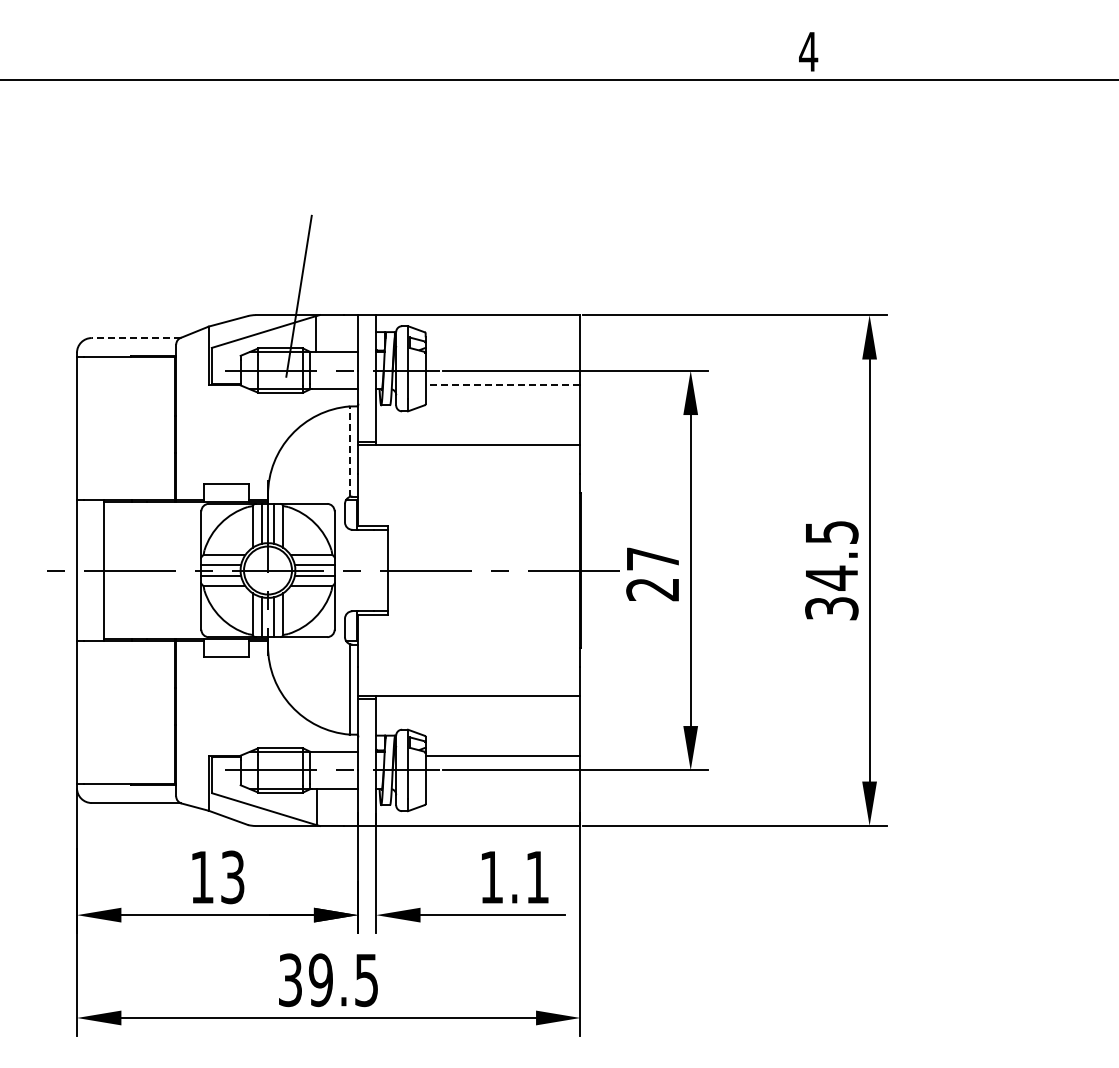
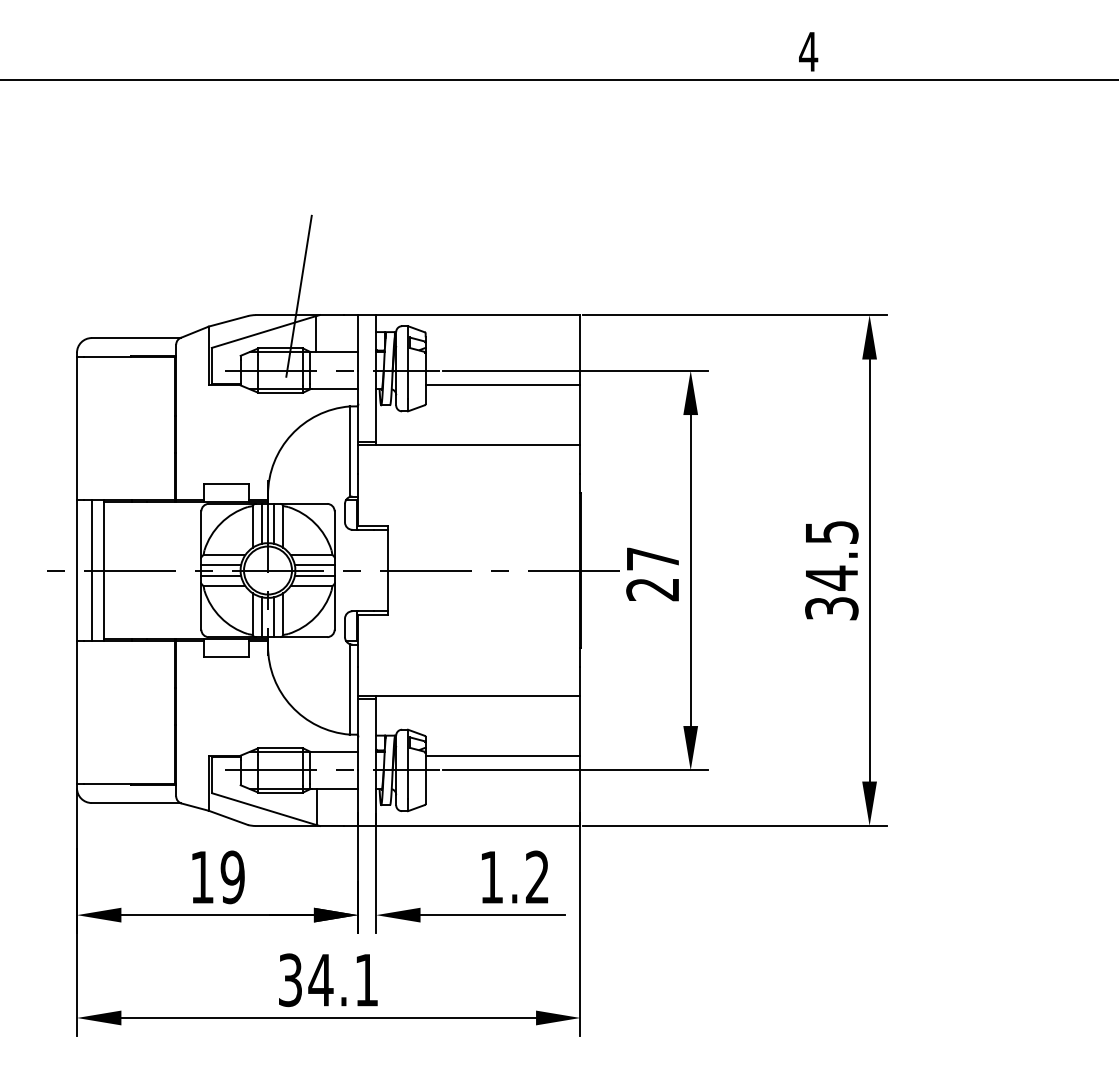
line: dashed -> solid (135, 338)
line: dashed -> solid (502, 385)
line: dashed -> solid (349, 451)
line: none -> present (91, 570)
text: 1.1 -> 1.2 (537, 876)
text: 13 -> 19 (232, 877)
text: 39.5 -> 34.1 (342, 980)
